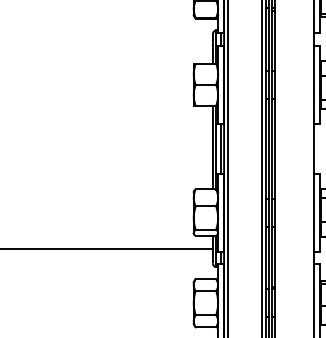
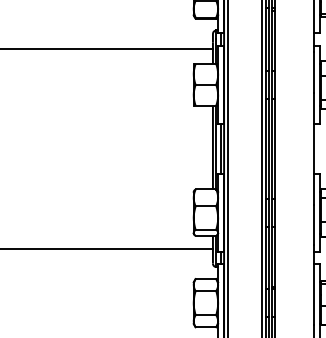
line: none -> present (107, 48)
